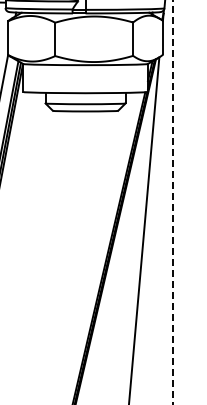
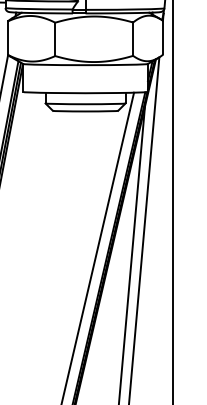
line: dashed -> solid (173, 202)
line: none -> present (98, 246)
line: none -> present (131, 253)
